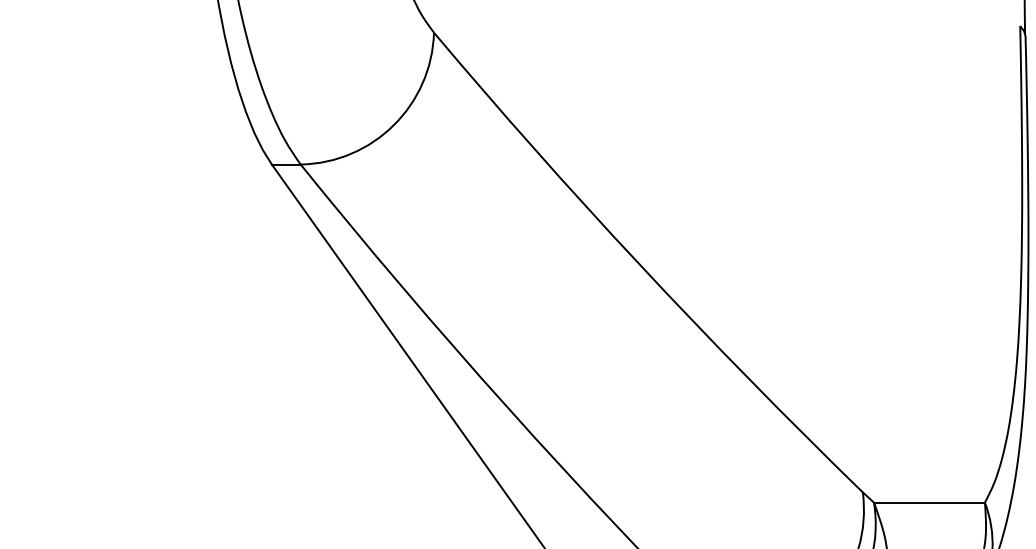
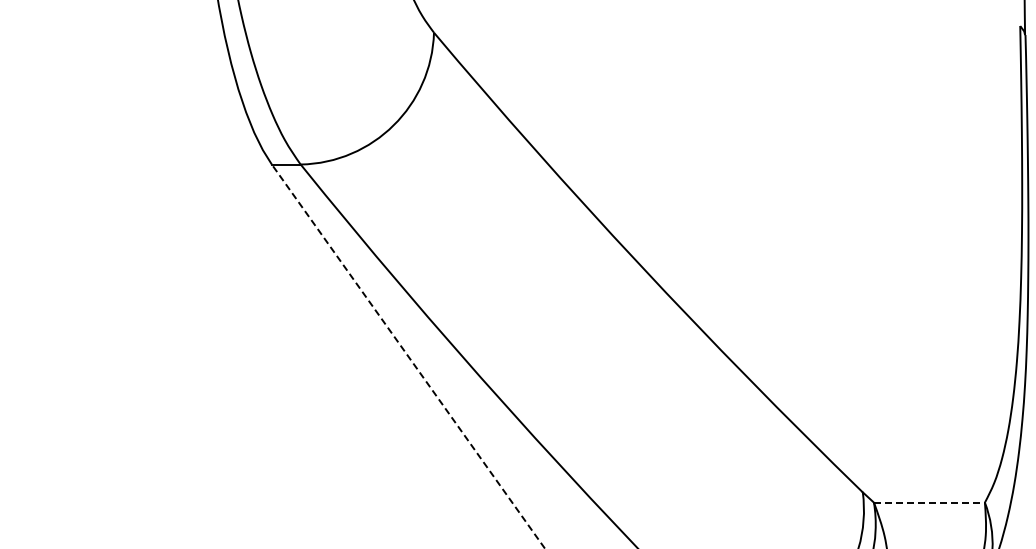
line: solid -> dashed (408, 356)
line: solid -> dashed (929, 502)
